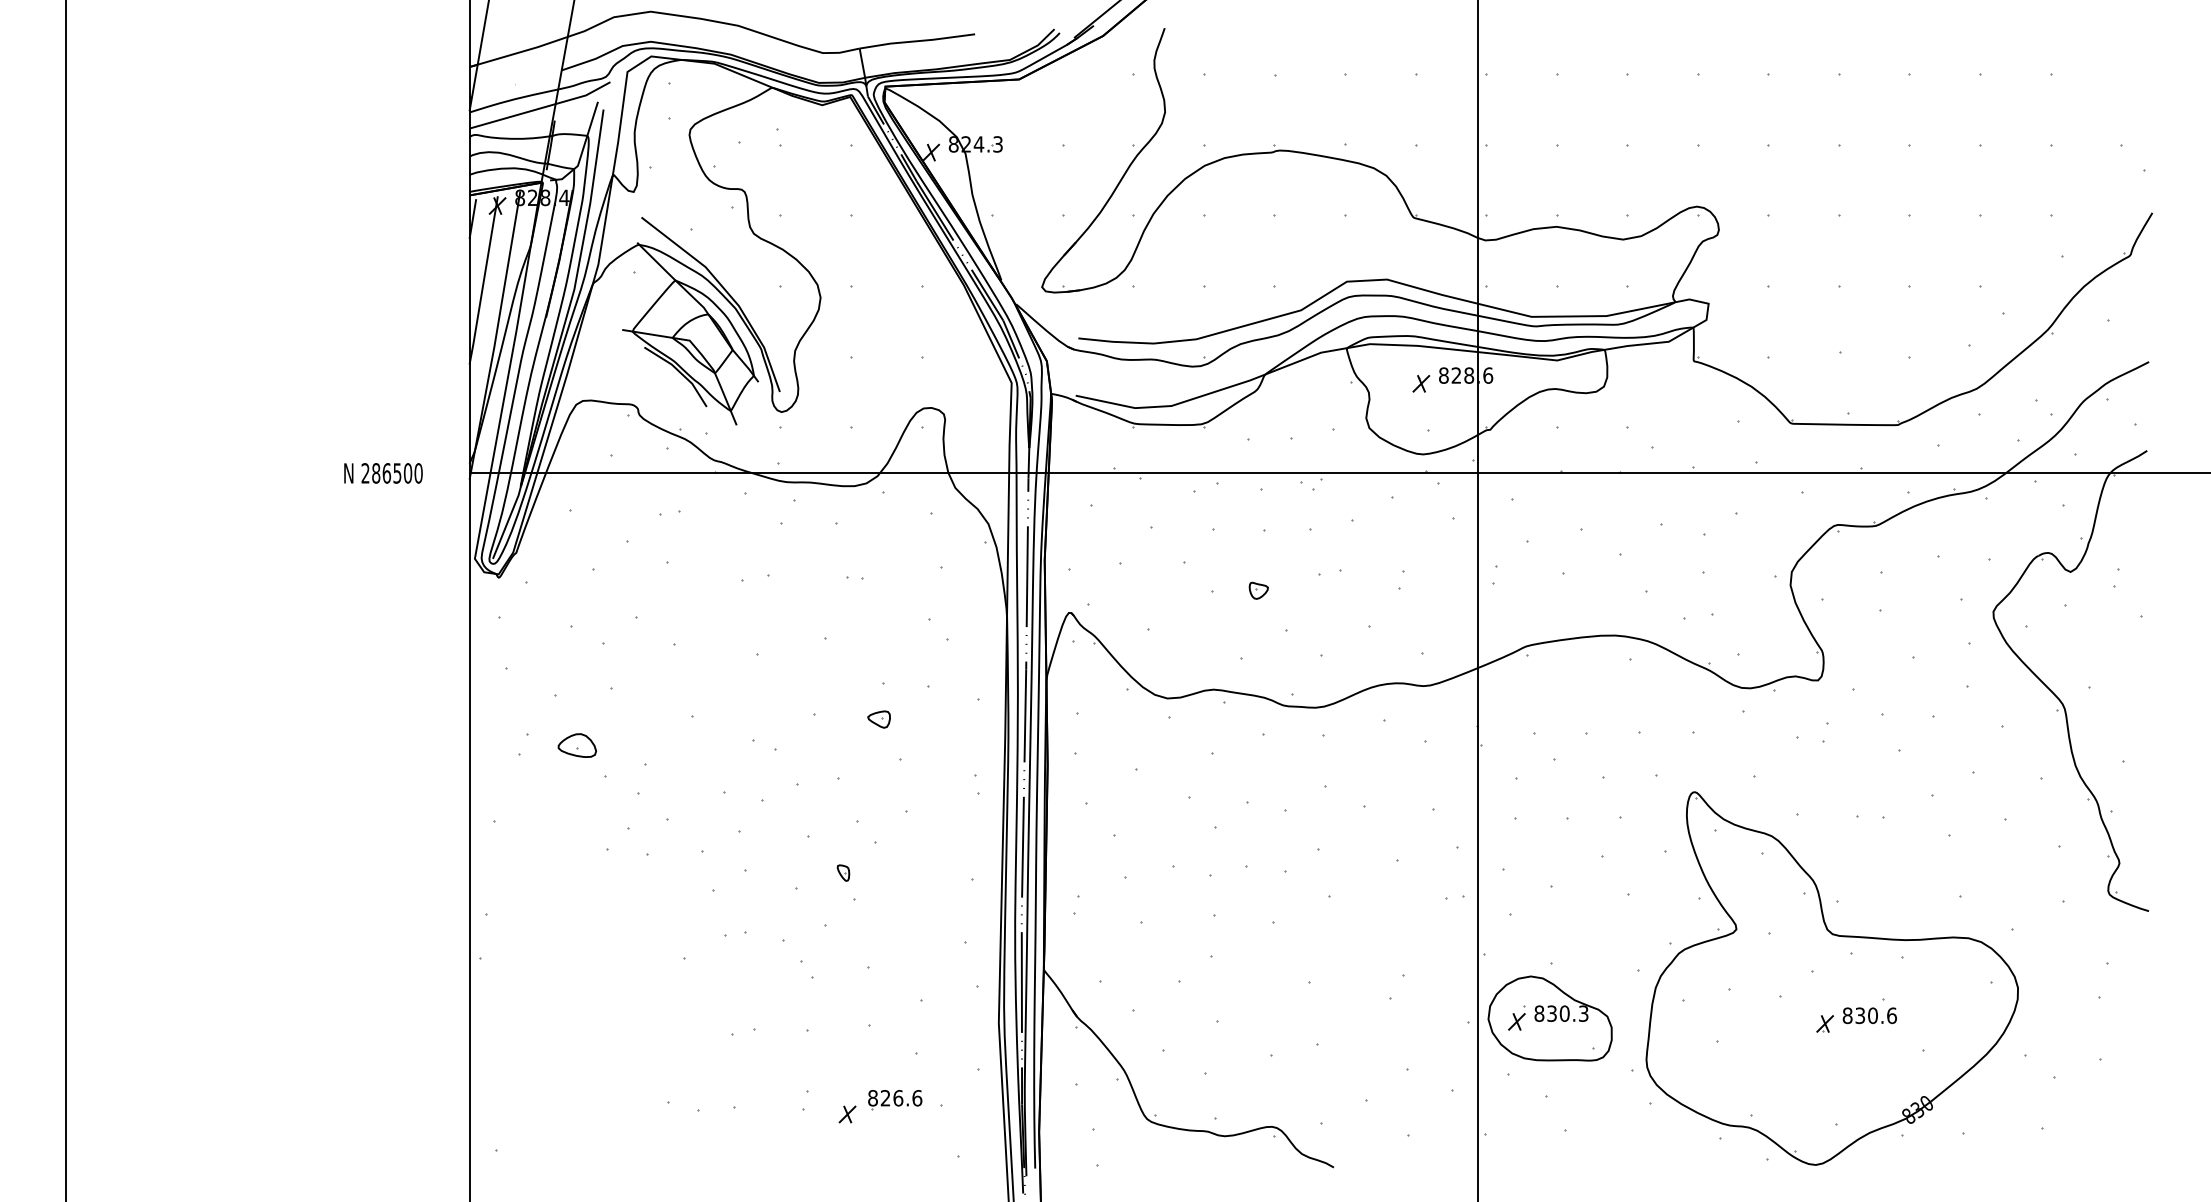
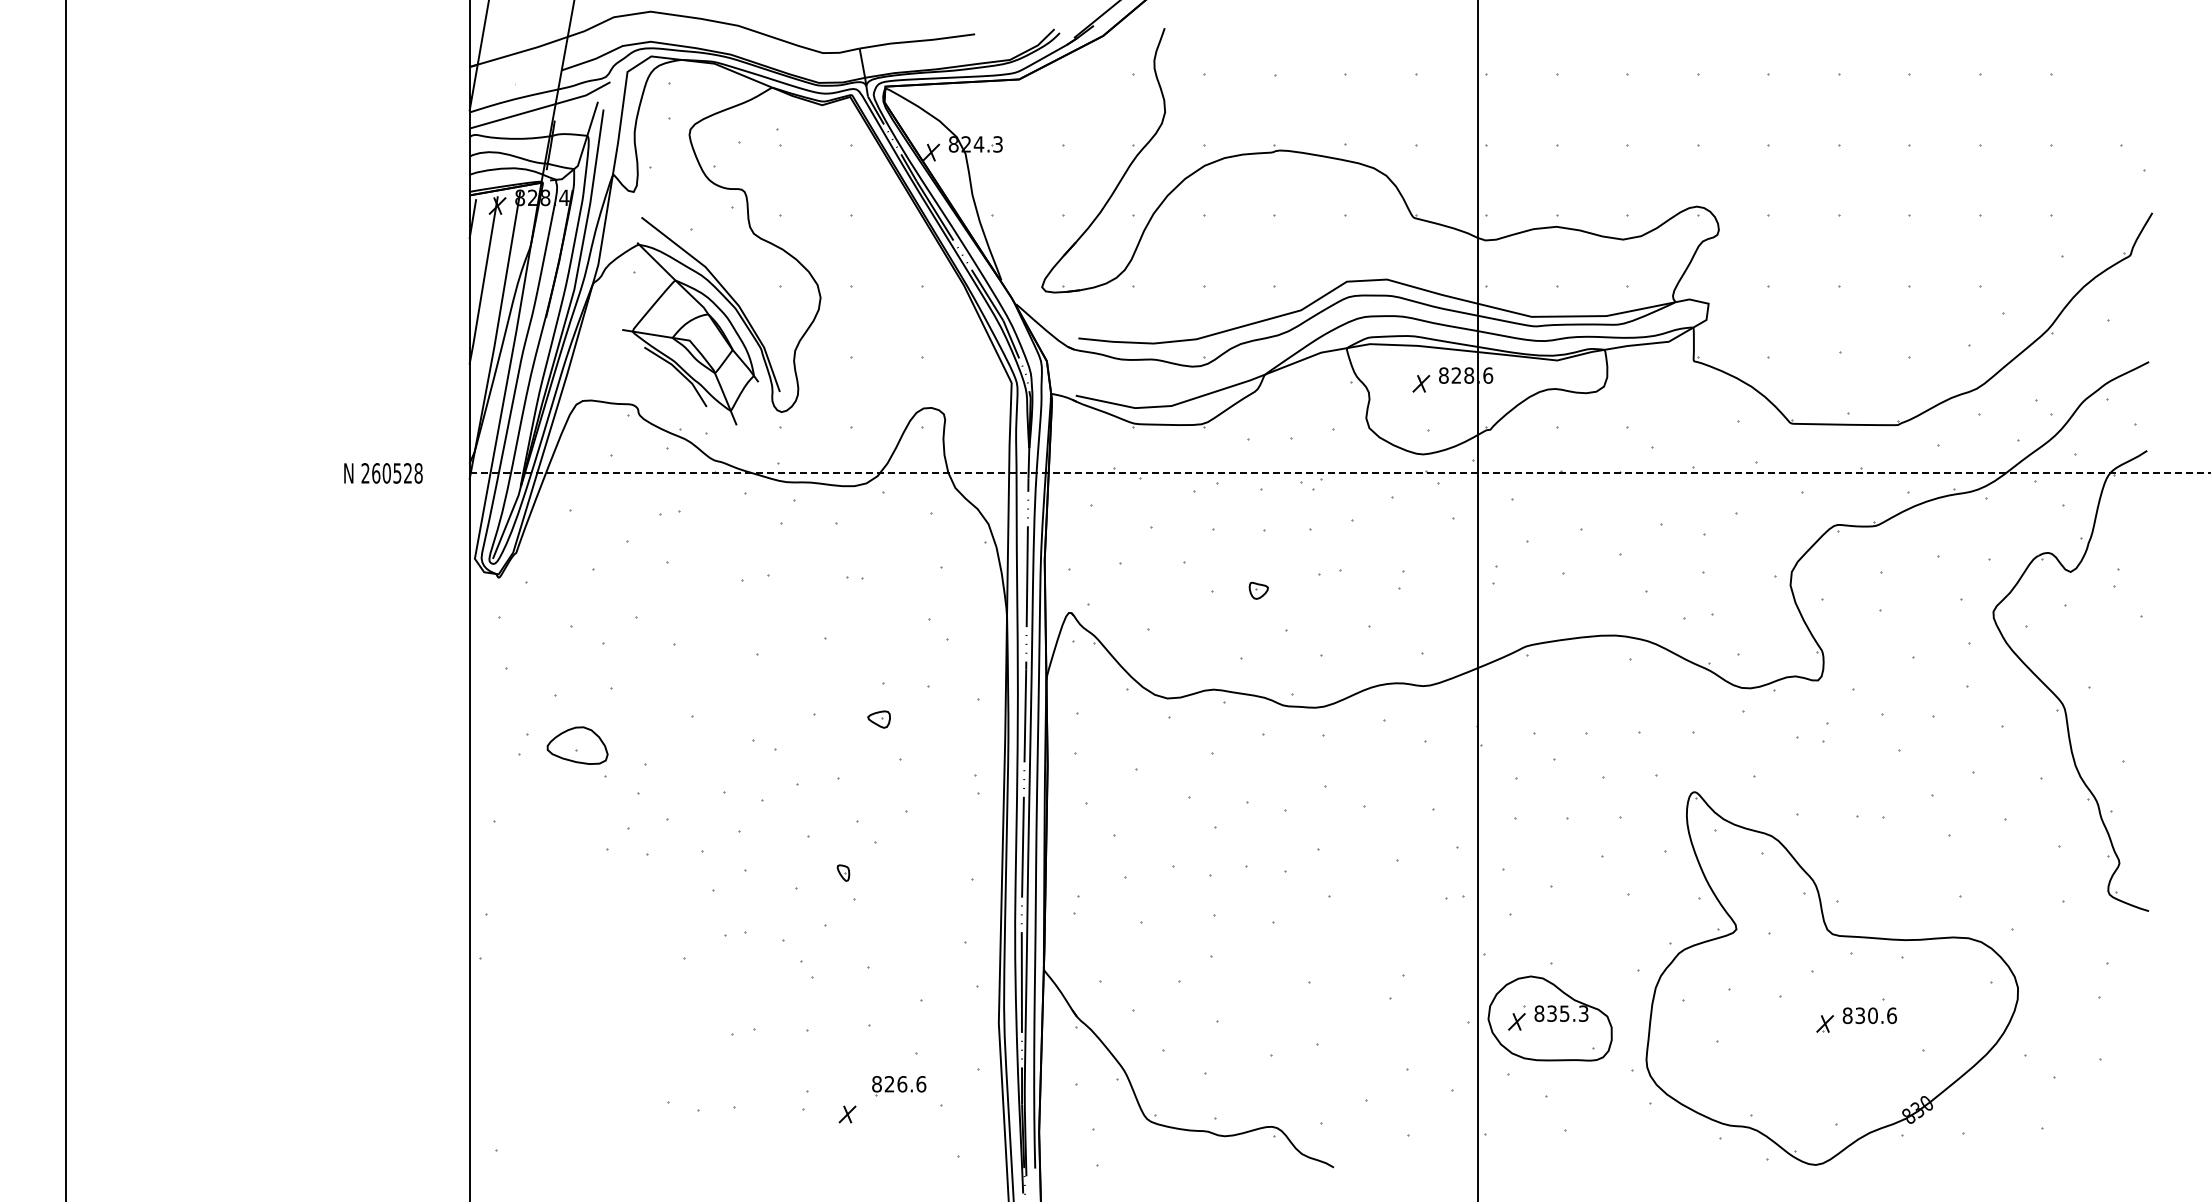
text: 286500 -> 260528 (397, 473)
line: solid -> dashed (1340, 473)
part size: 40x25 px -> 63x39 px (577, 745)
text: 830.3 -> 835.3 (1564, 1013)
part position: (895, 1100) -> (899, 1086) (899, 1086)
